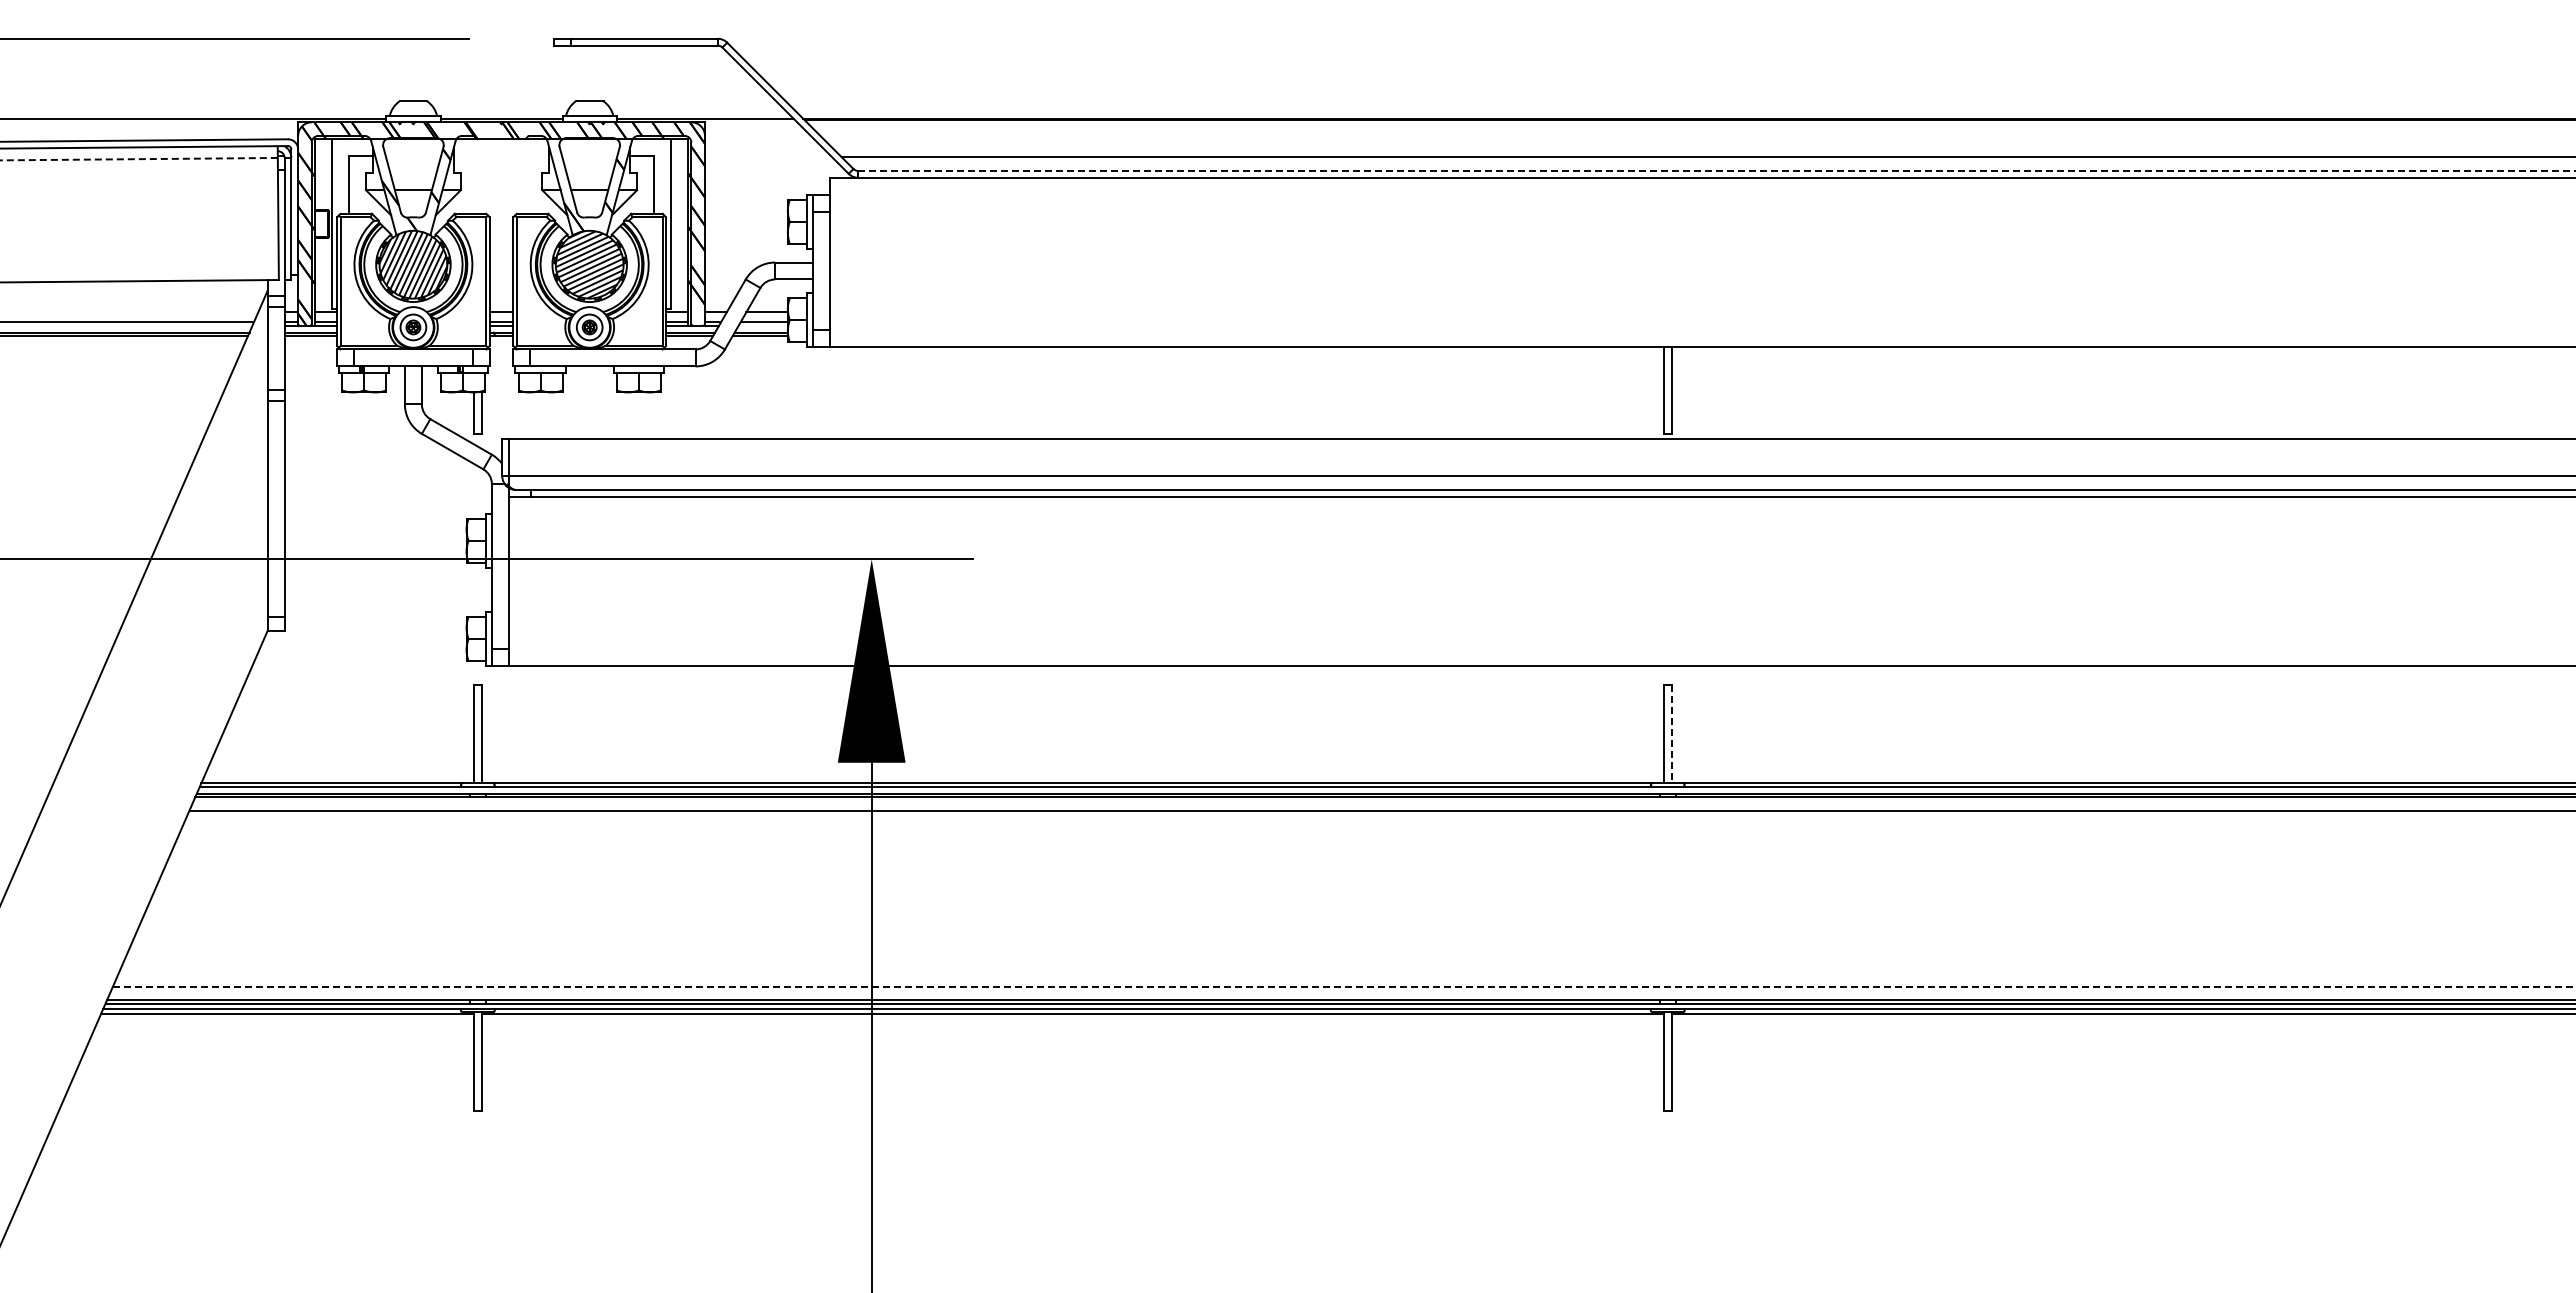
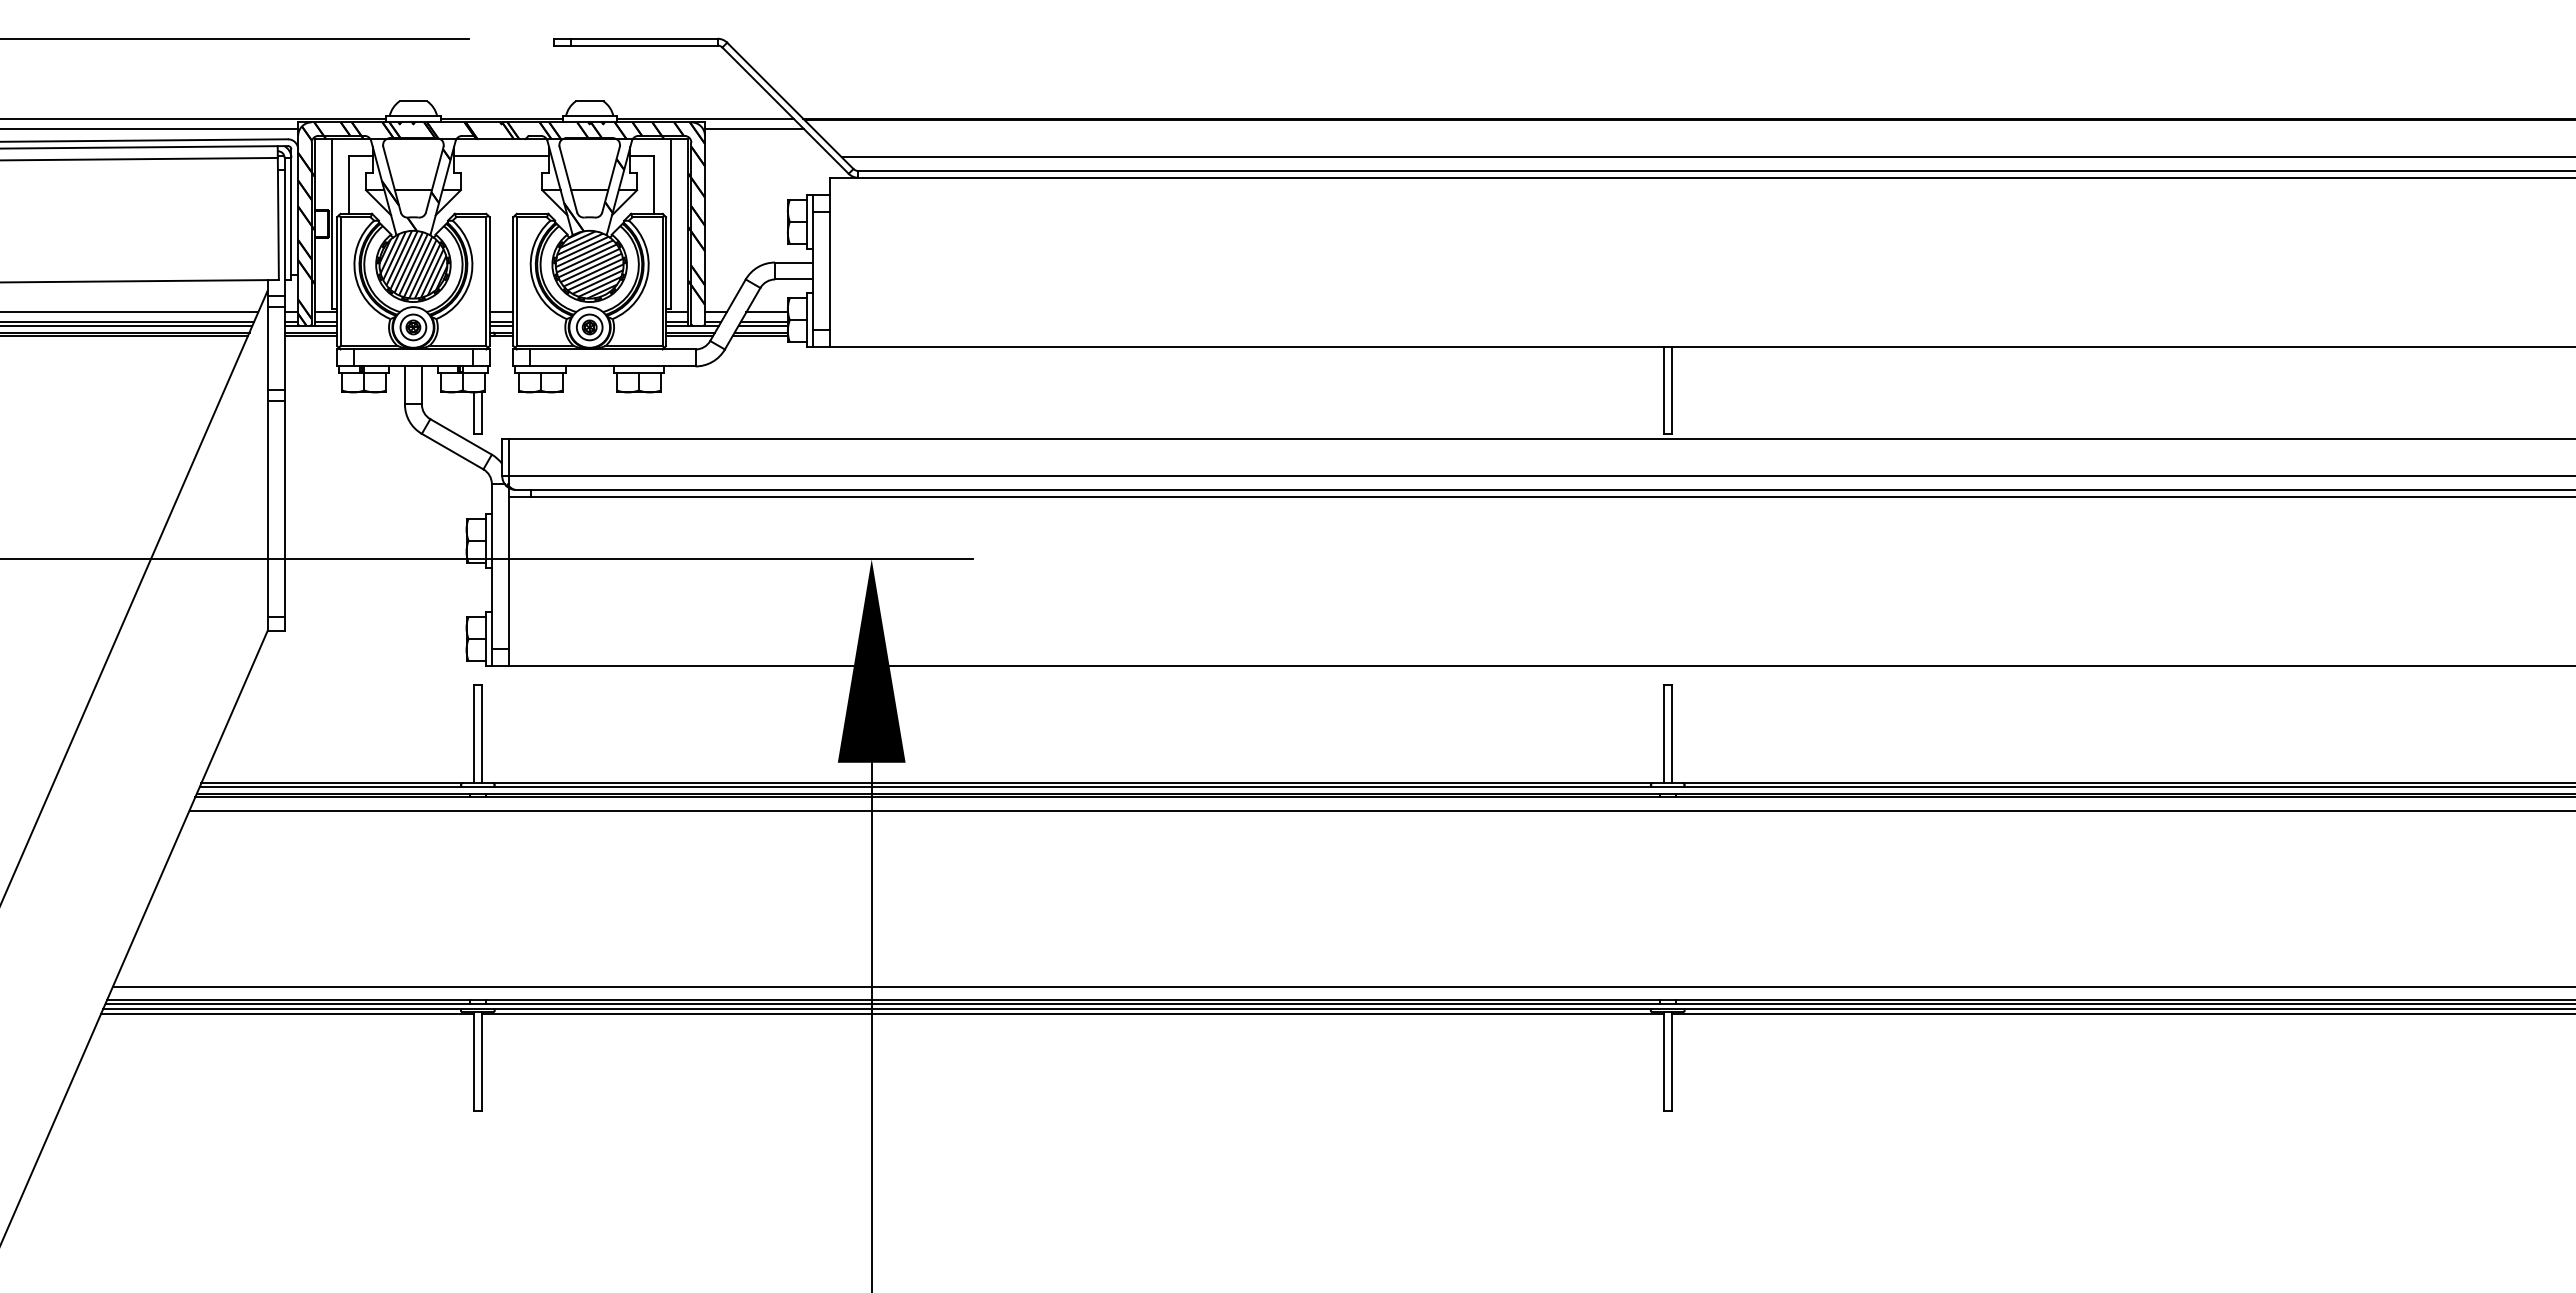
line: none -> present (150, 129)
line: none -> present (754, 129)
line: none -> present (501, 156)
line: dashed -> solid (138, 159)
line: dashed -> solid (1717, 171)
line: none -> present (130, 312)
line: none -> present (127, 325)
line: none -> present (762, 325)
line: dashed -> solid (1671, 734)
line: dashed -> solid (1343, 986)
